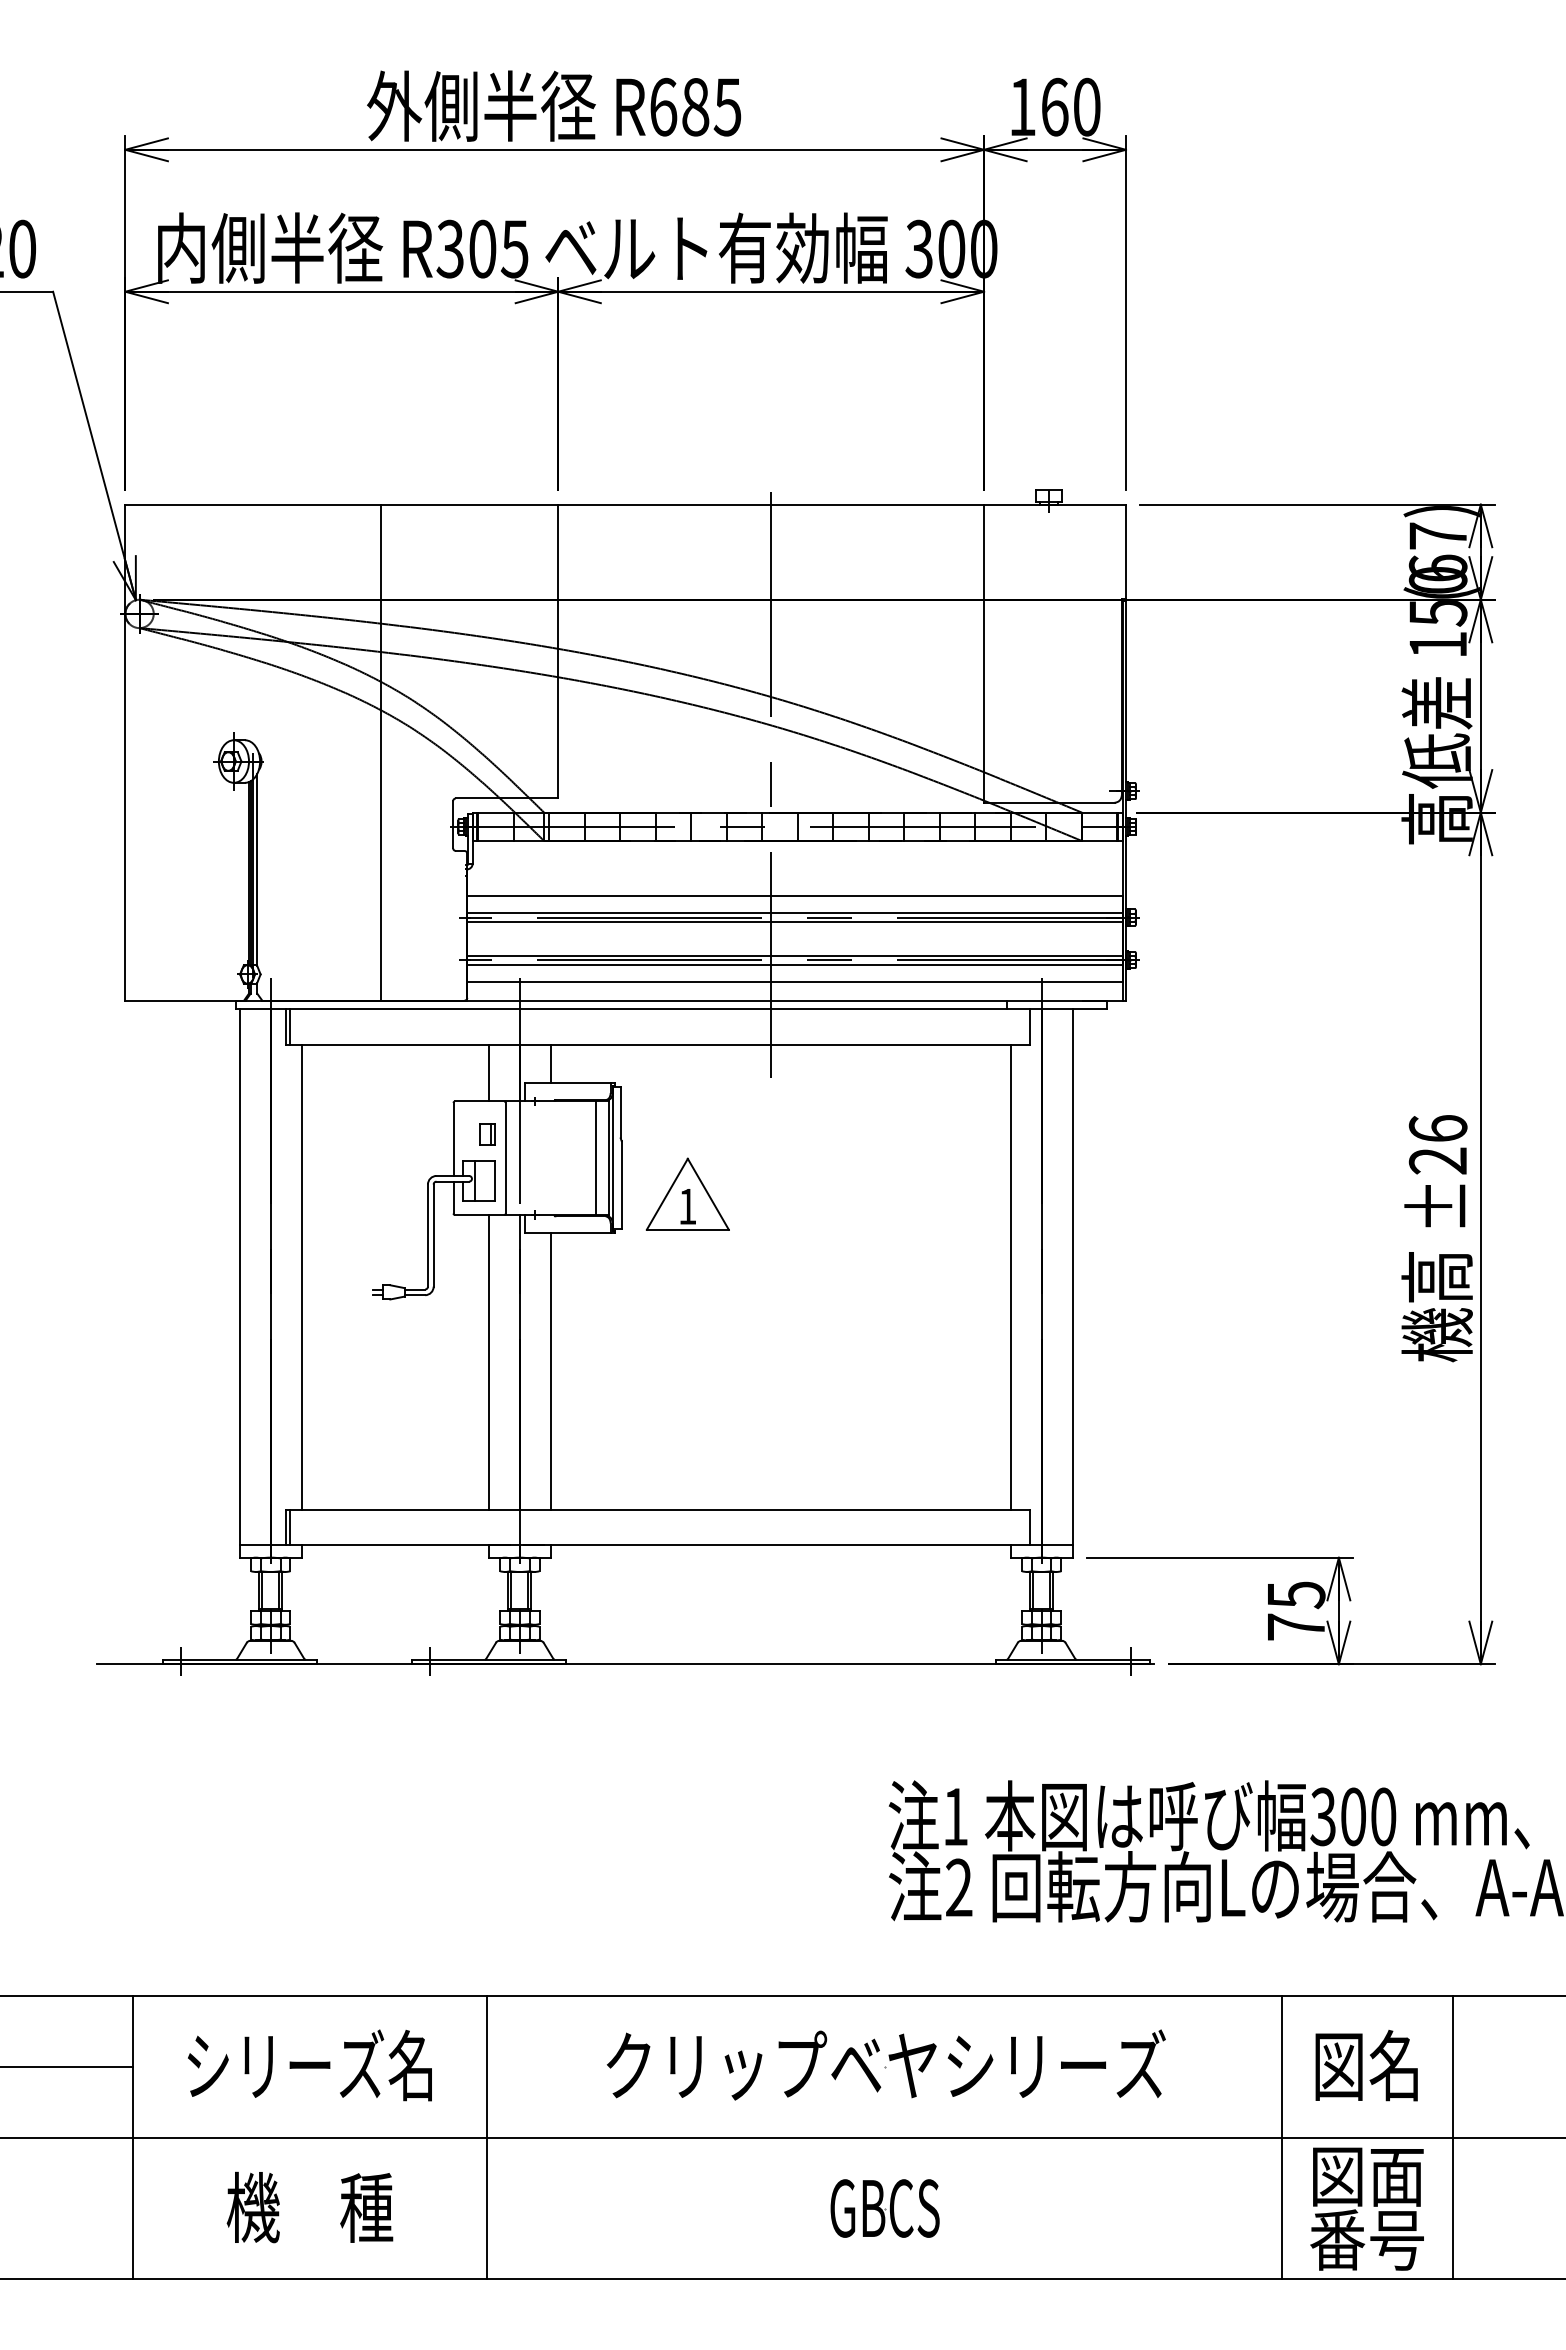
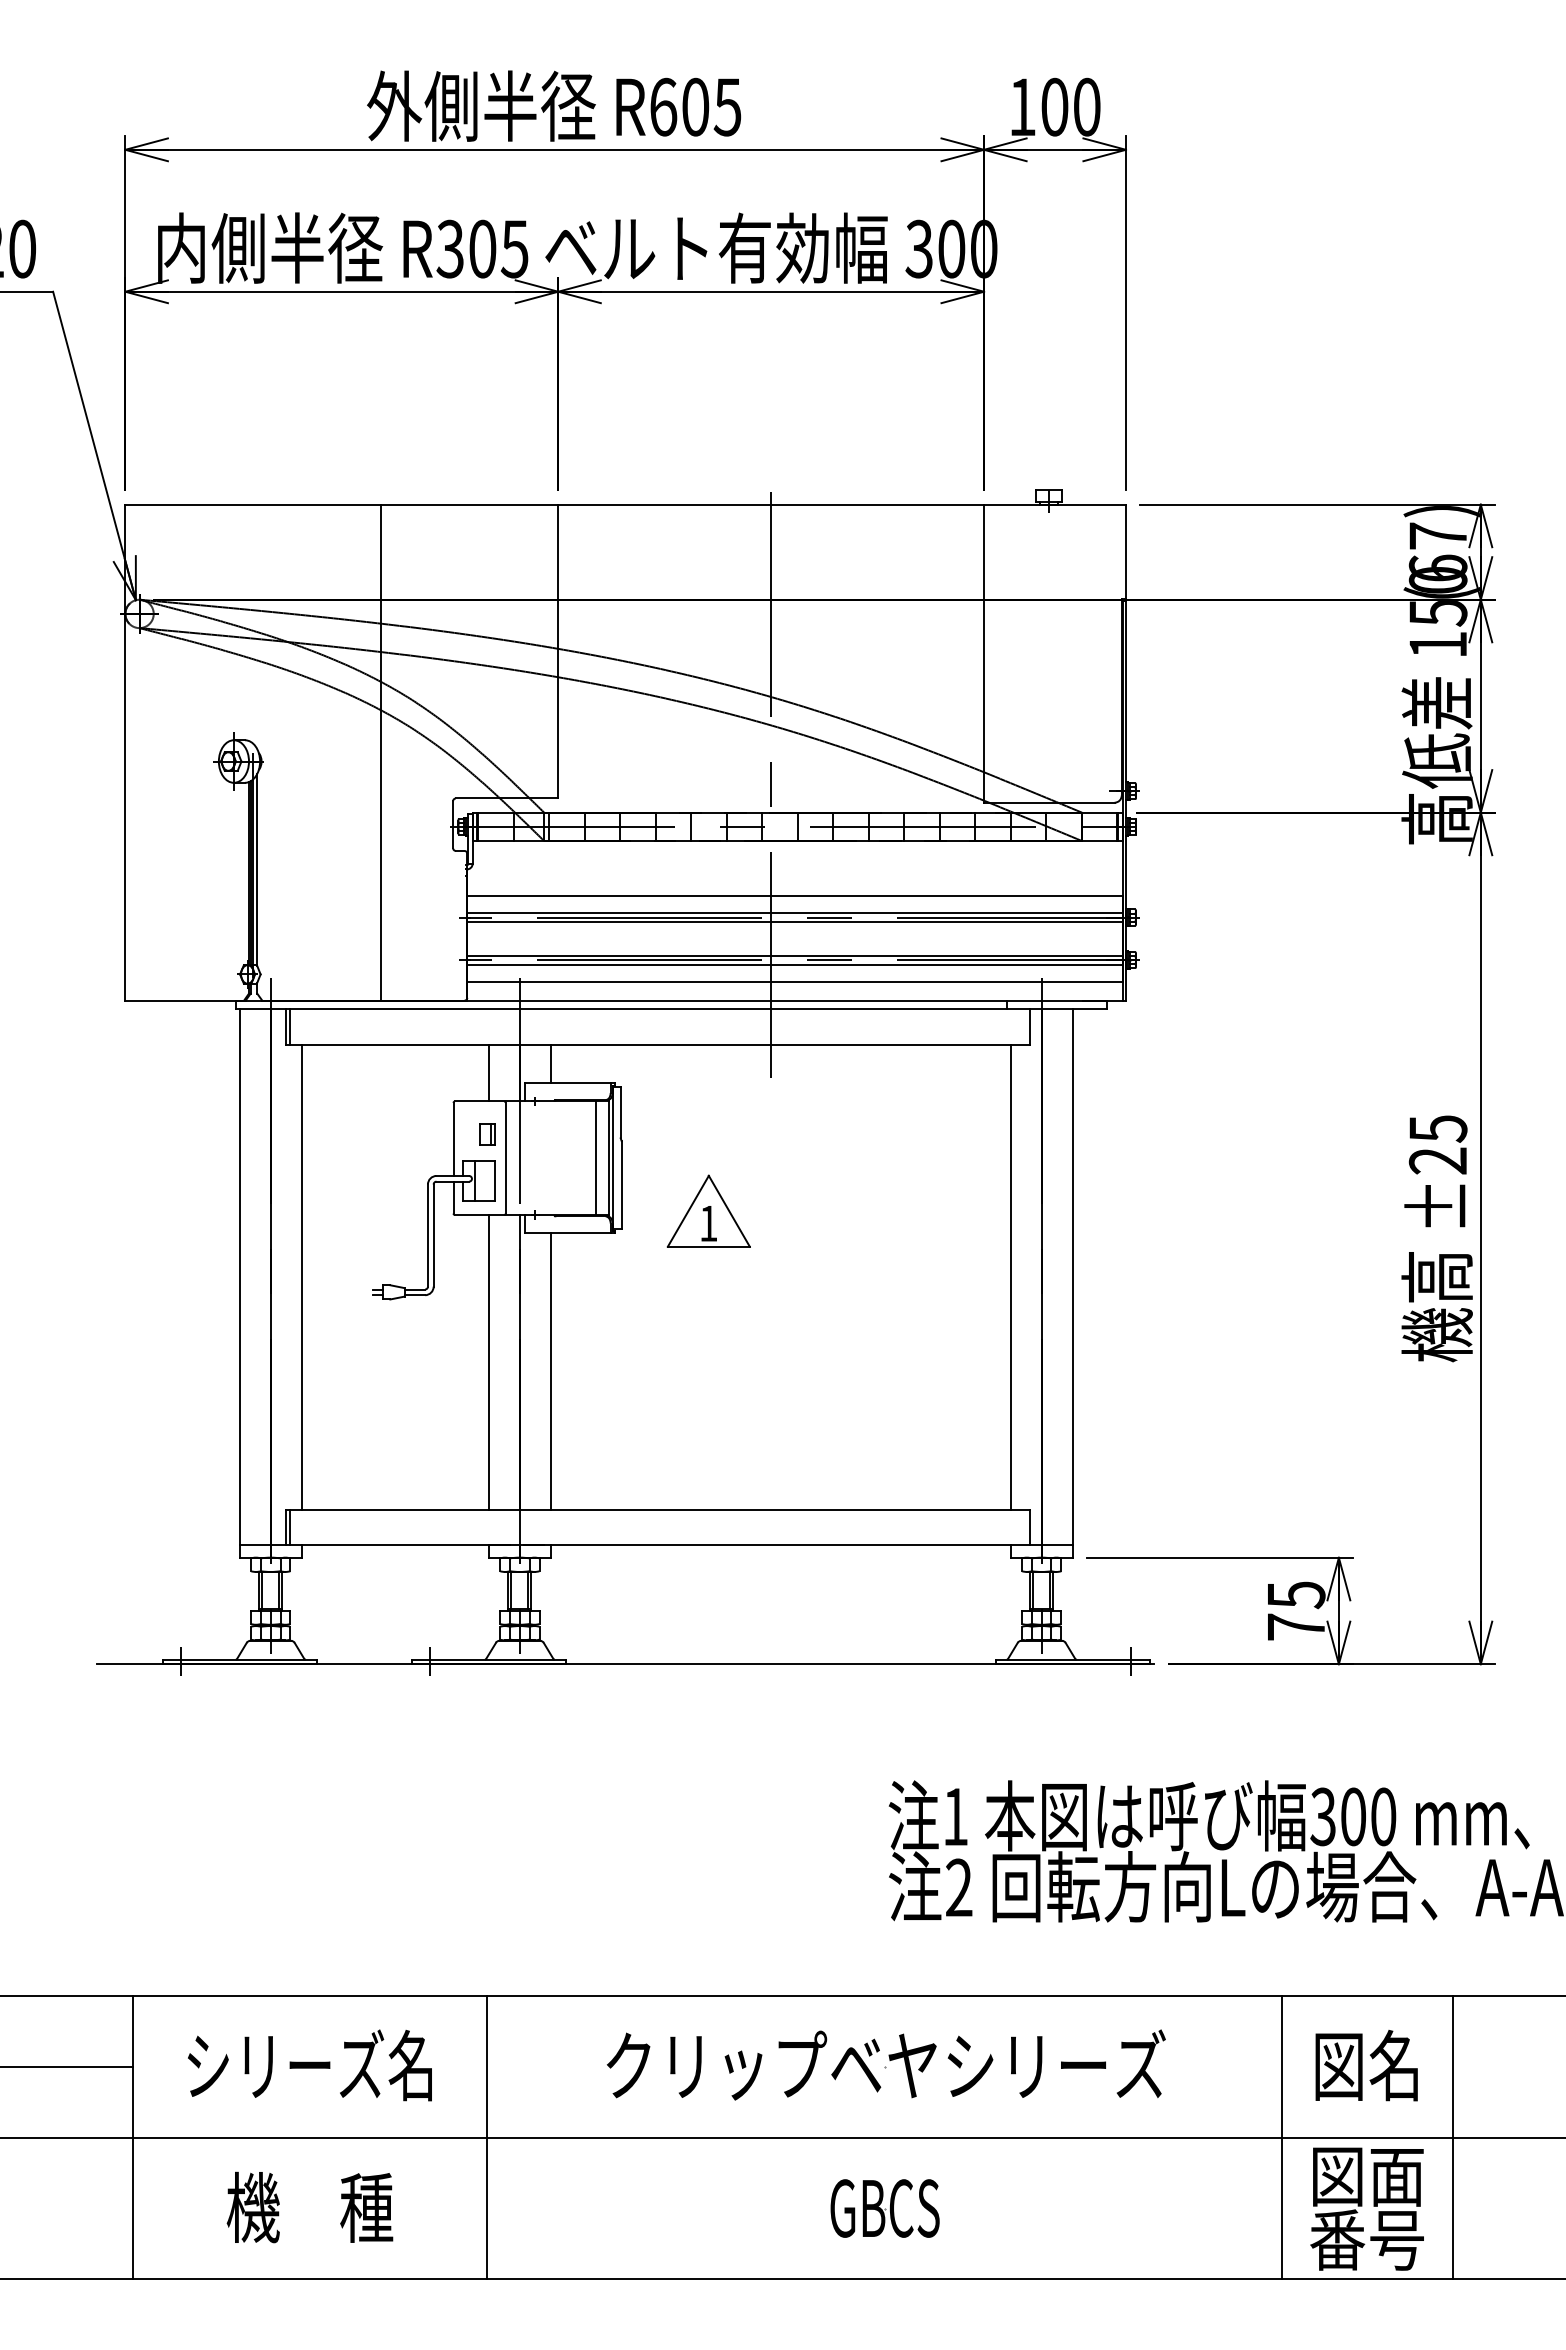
text: R685 -> R605 (695, 106)
text: 160 -> 100 (1054, 106)
text: ±26 -> ±25 (1437, 1128)
part position: (687, 1193) -> (708, 1210) (708, 1210)
